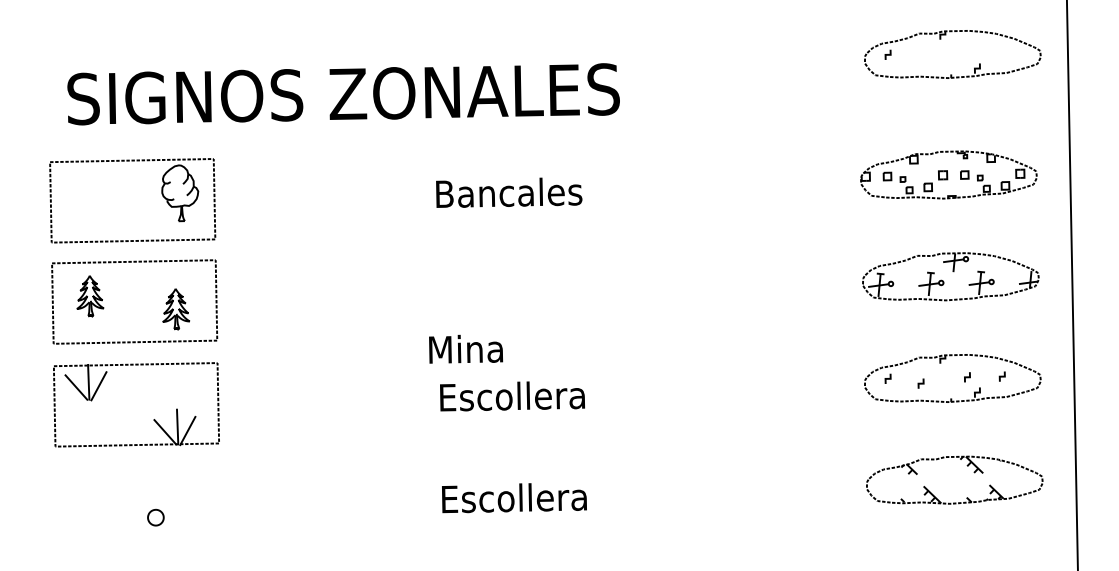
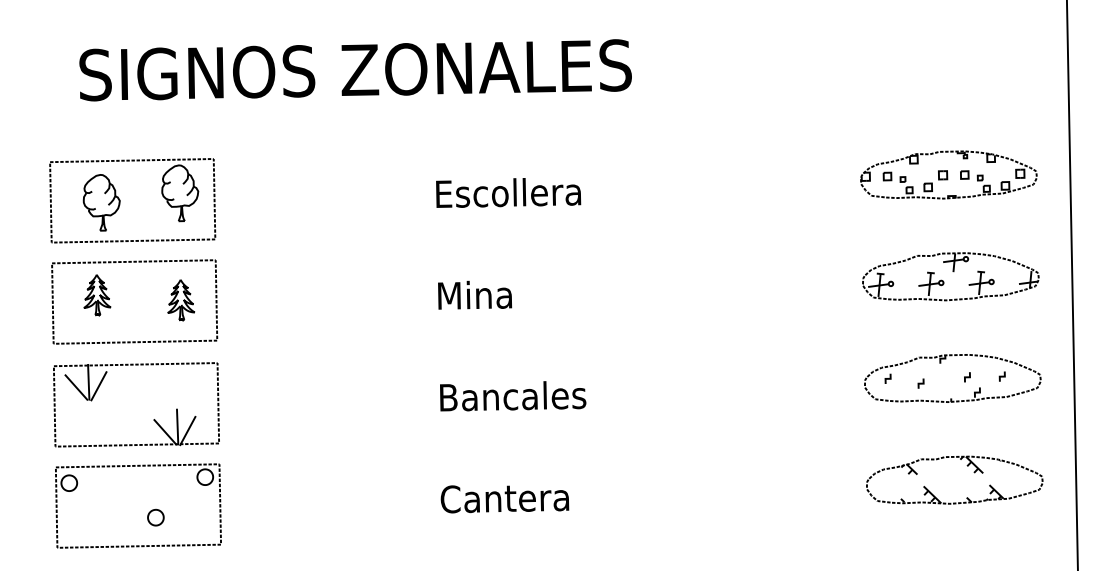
part: present -> none (941, 39)
text position: (343, 94) -> (355, 70) (355, 70)
text: Bancales -> Escollera (514, 192)
part: none -> present (101, 202)
part position: (90, 296) -> (97, 295) (97, 295)
part position: (176, 309) -> (181, 300) (181, 300)
text position: (466, 348) -> (475, 294) (475, 294)
text: Escollera -> Bancales (518, 396)
part: none -> present (138, 466)
text: Escollera -> Cantera (513, 498)
